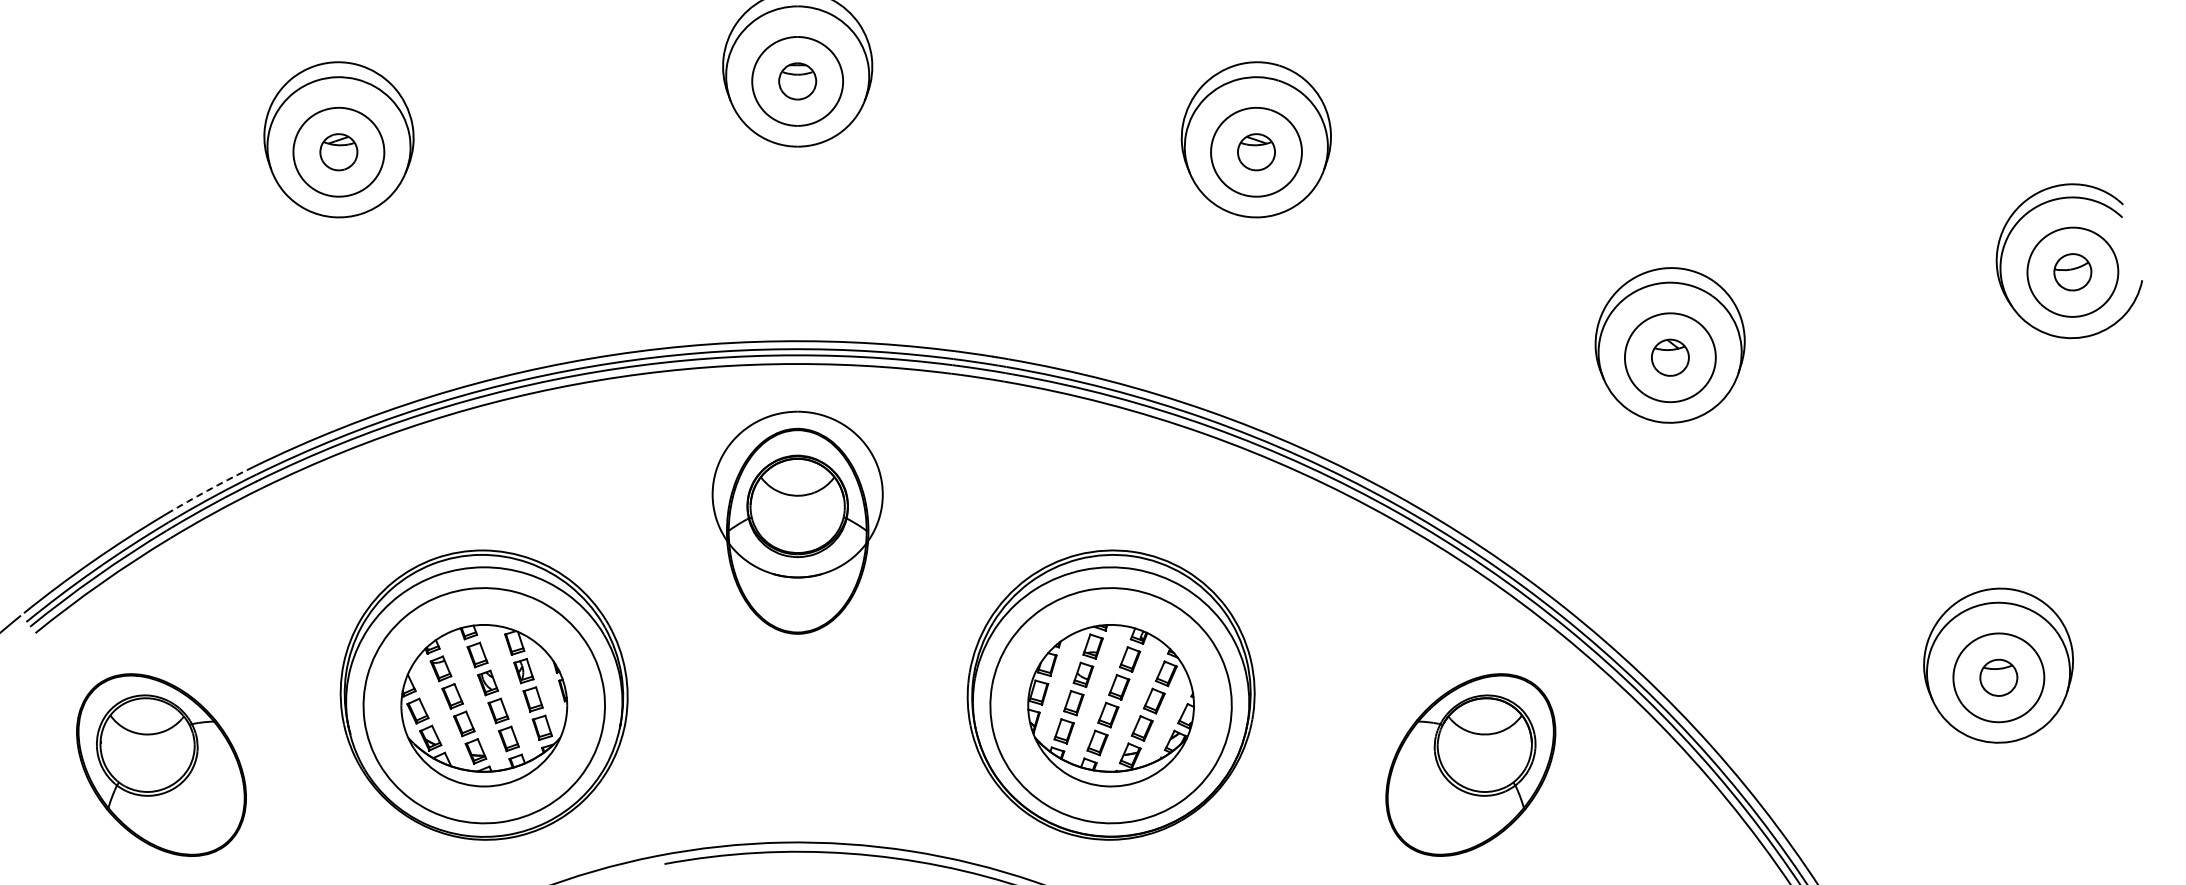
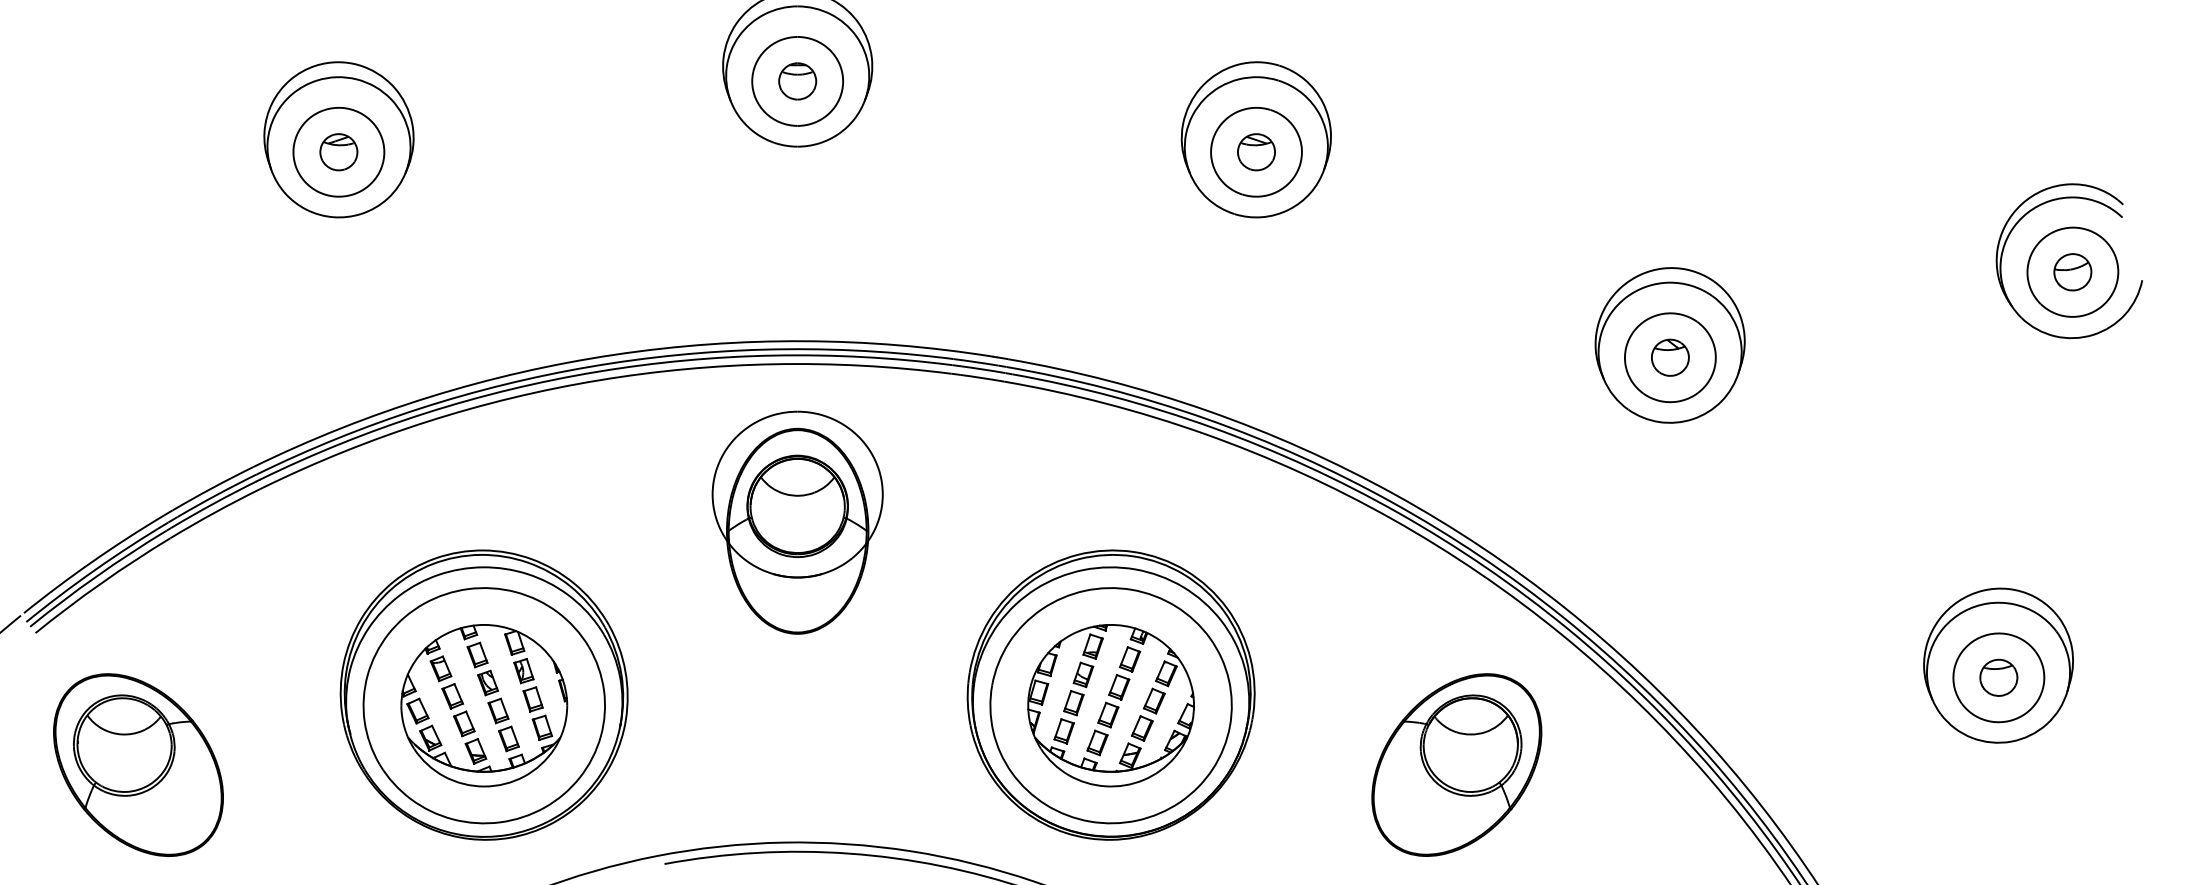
arc: dashed -> solid (212, 488)
part position: (161, 764) -> (138, 764) (138, 764)
part position: (1470, 764) -> (1456, 764) (1456, 764)
